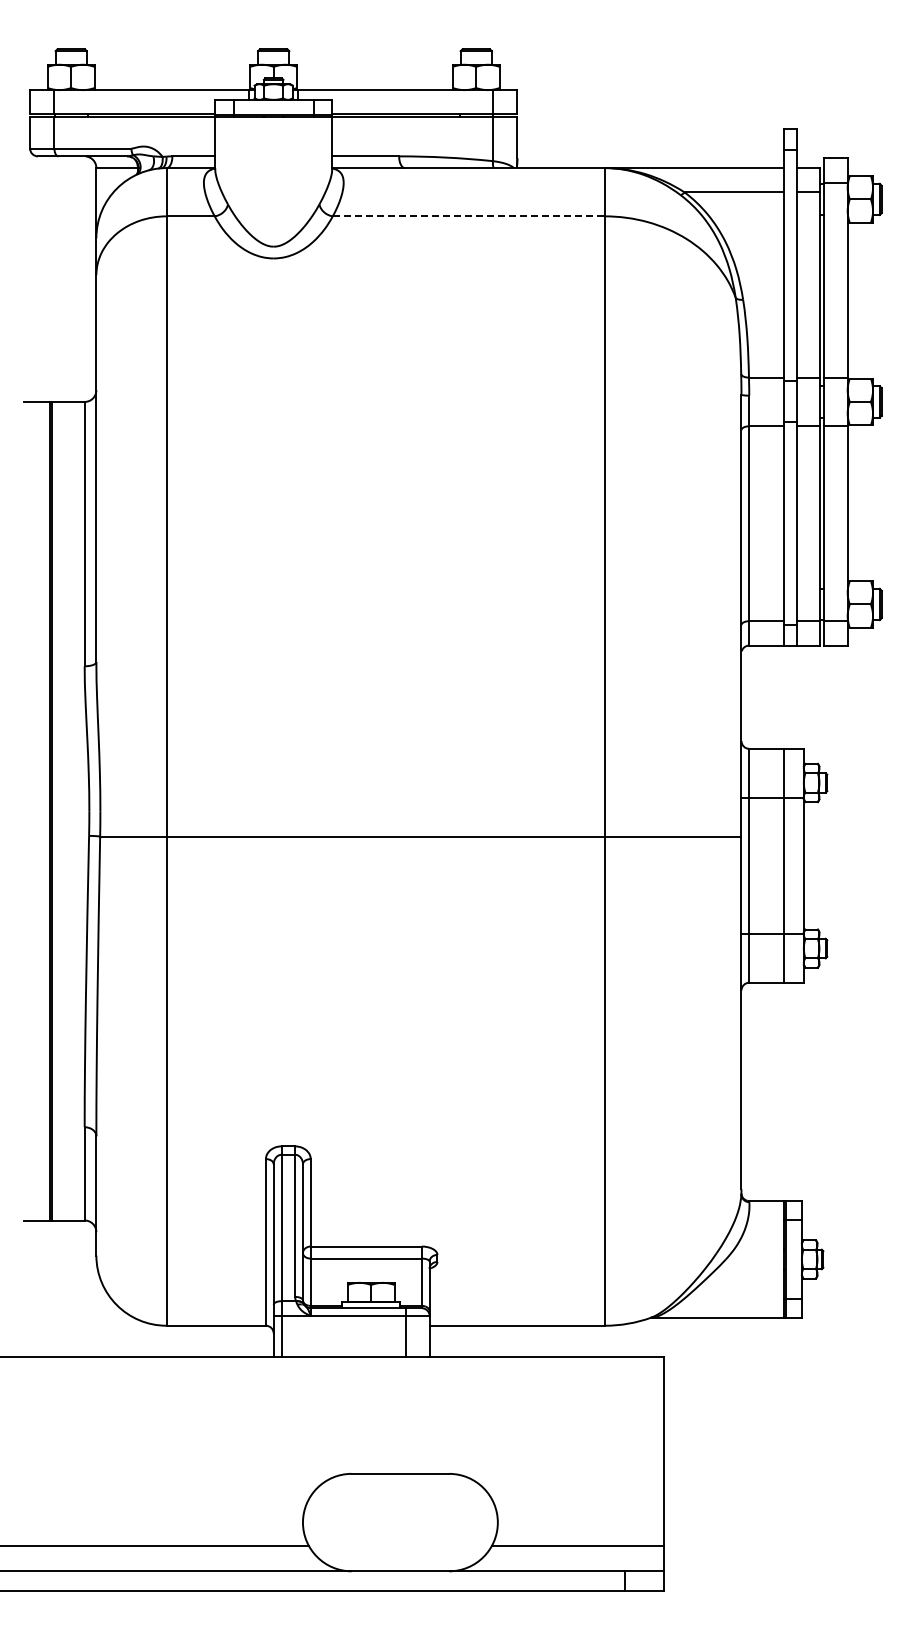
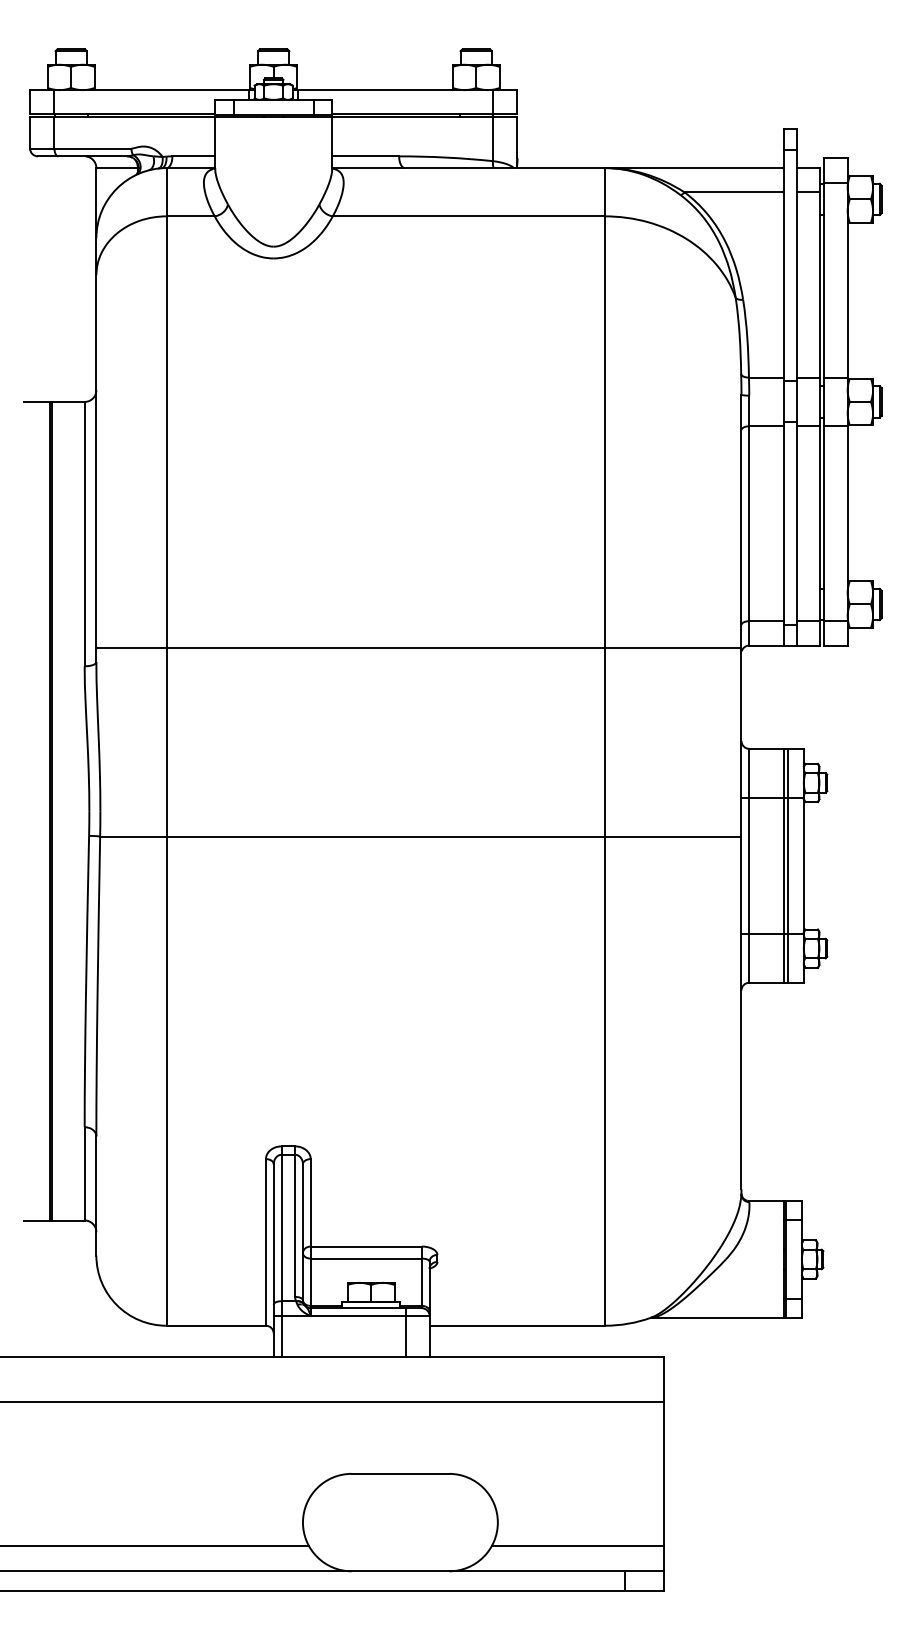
line: dashed -> solid (469, 216)
line: none -> present (418, 647)
line: none -> present (788, 865)
line: none -> present (332, 1401)
